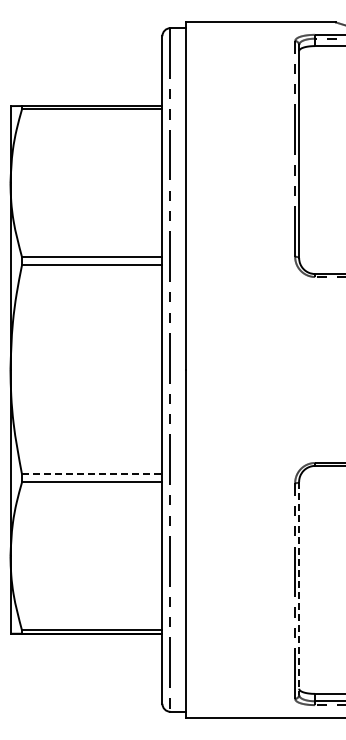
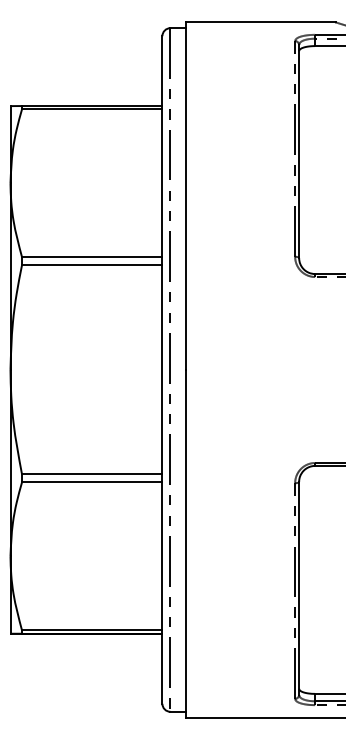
line: dashed -> solid (92, 474)
line: dashed -> solid (299, 588)
